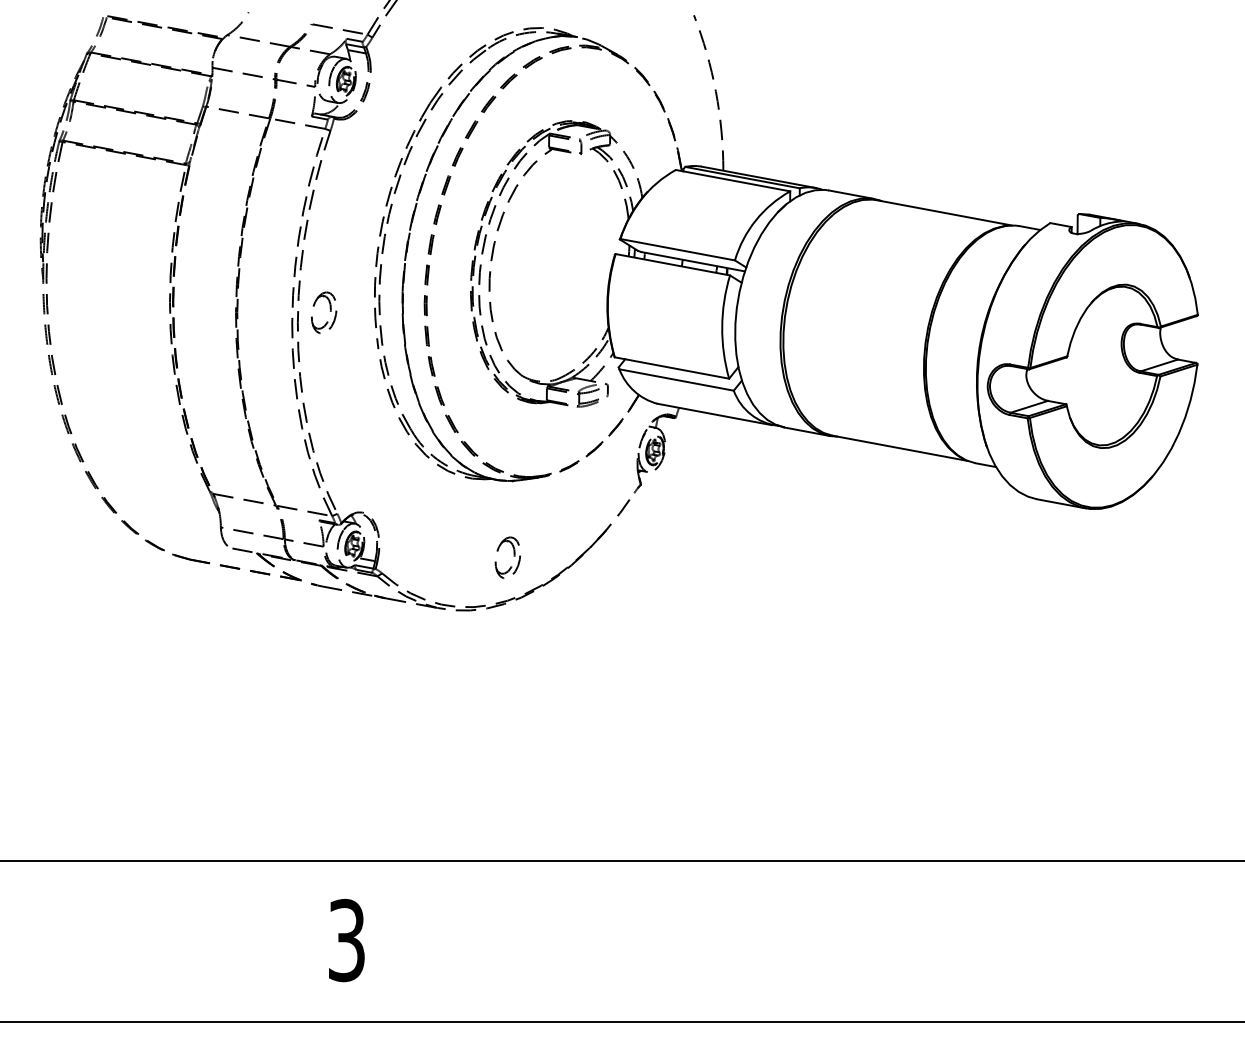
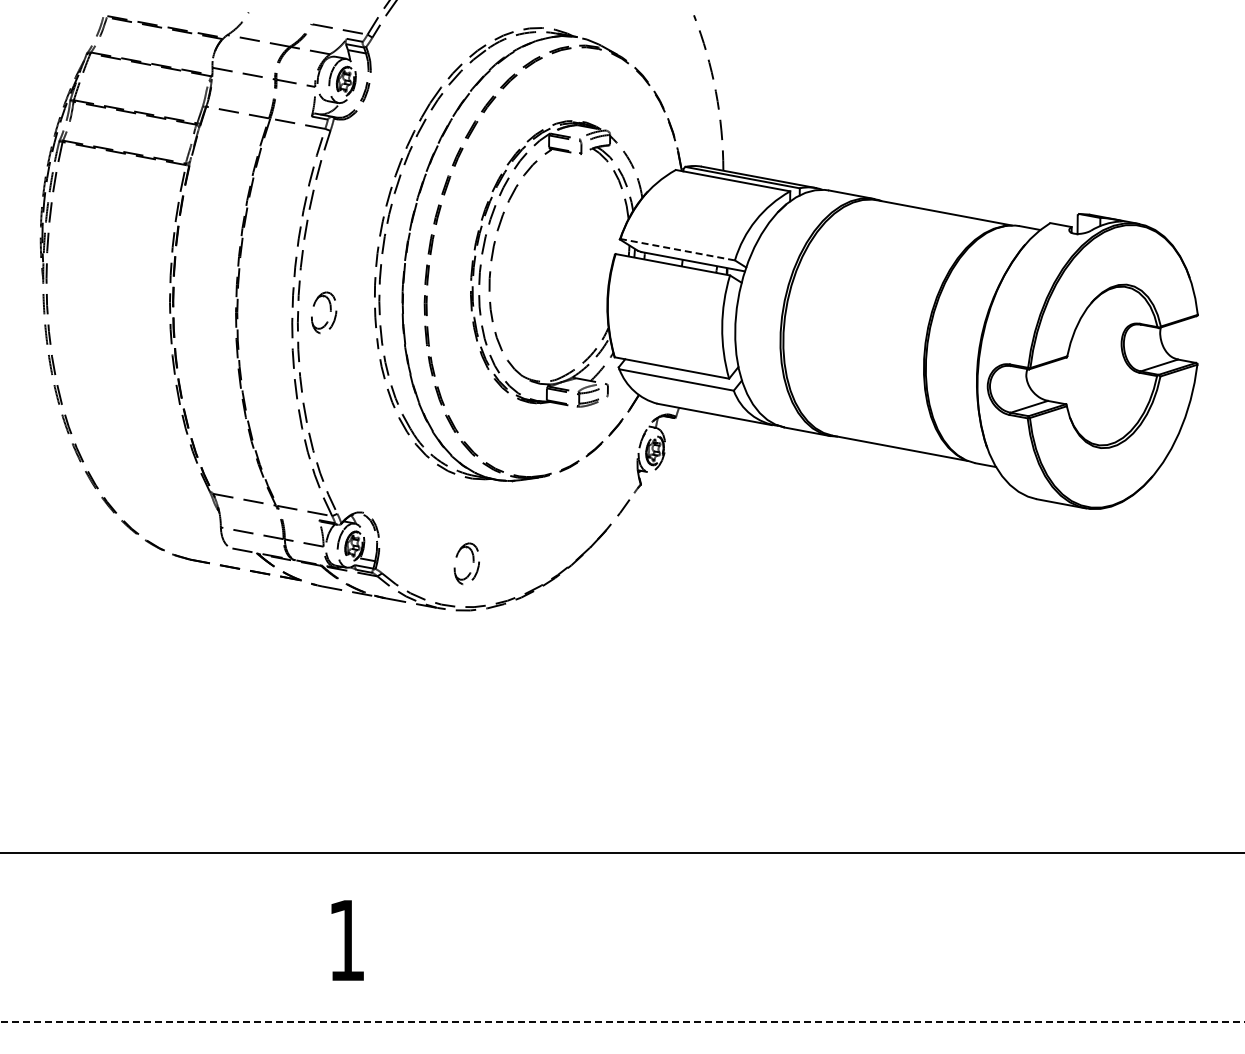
line: solid -> dashed (677, 249)
part position: (513, 556) -> (472, 562) (472, 562)
line position: (621, 861) -> (621, 853) (621, 853)
text: 3 -> 1 (346, 940)
line: solid -> dashed (623, 1022)
